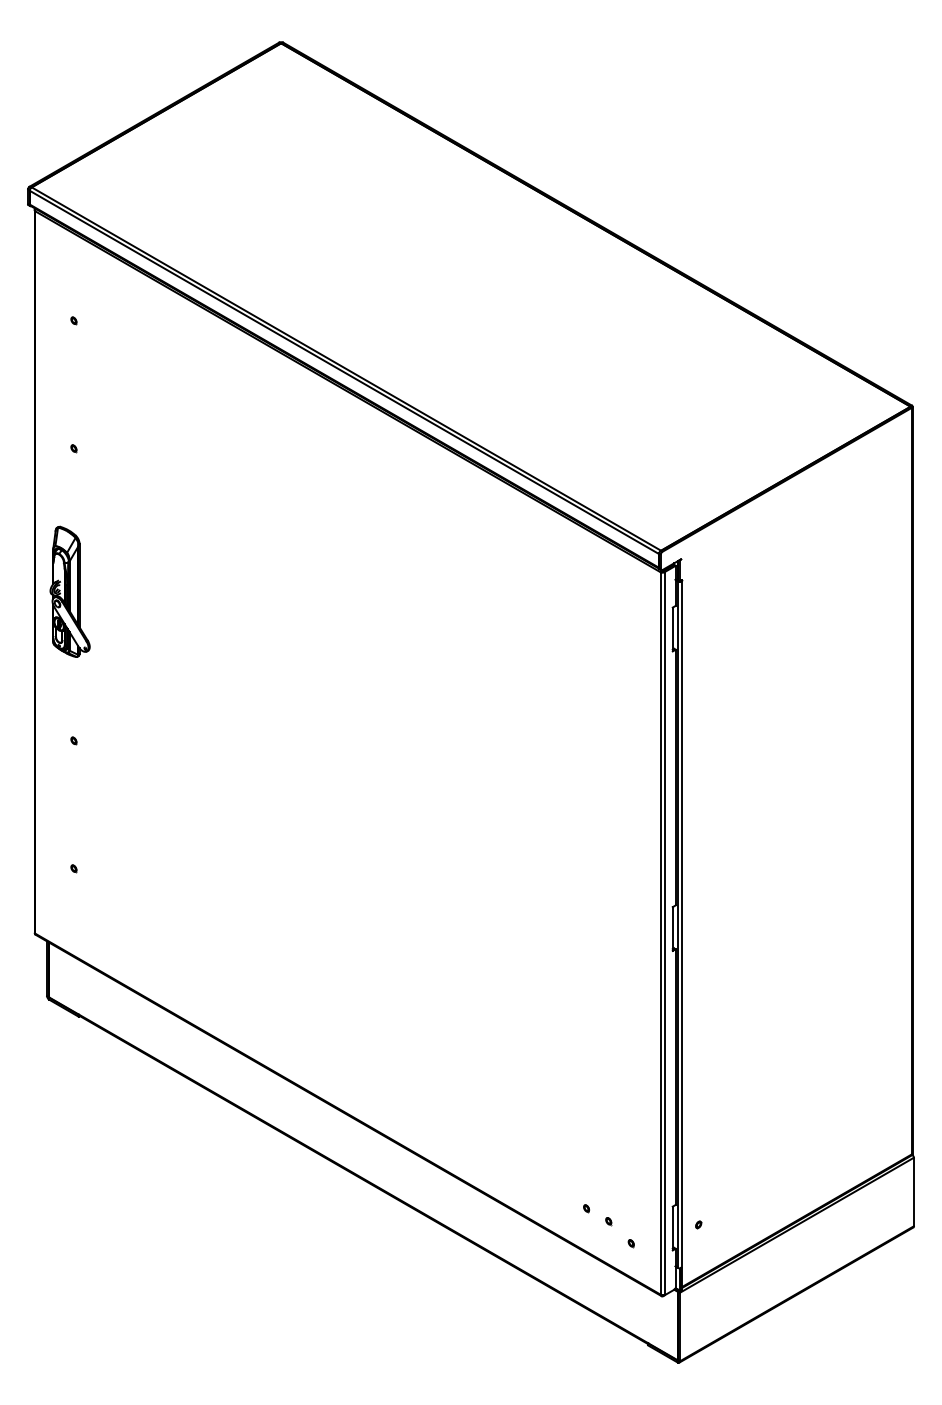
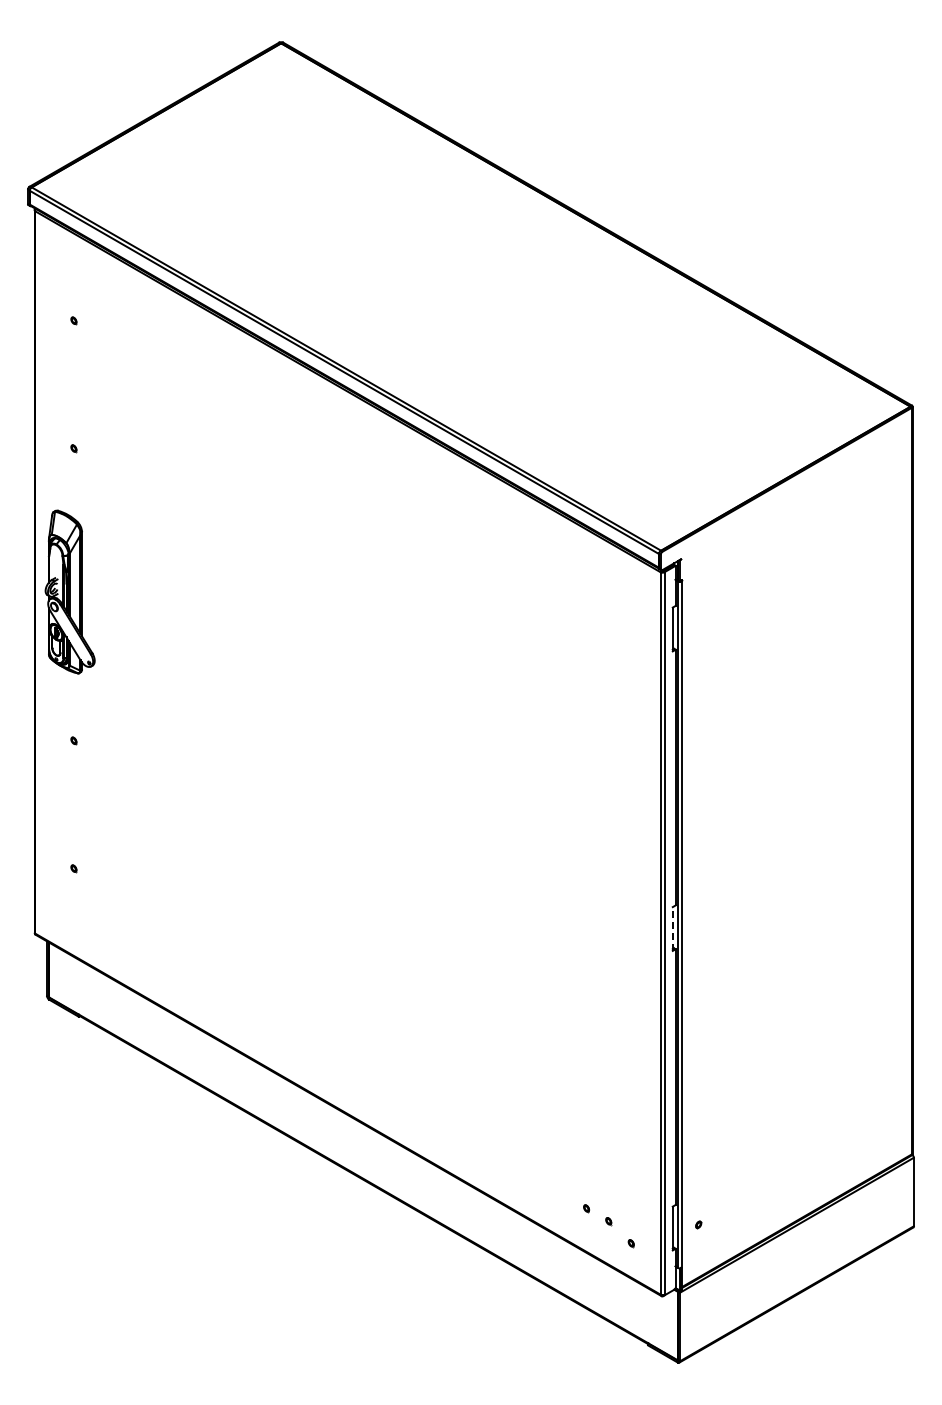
part size: 42x133 px -> 52x166 px (69, 591)
line: solid -> dashed (672, 929)
